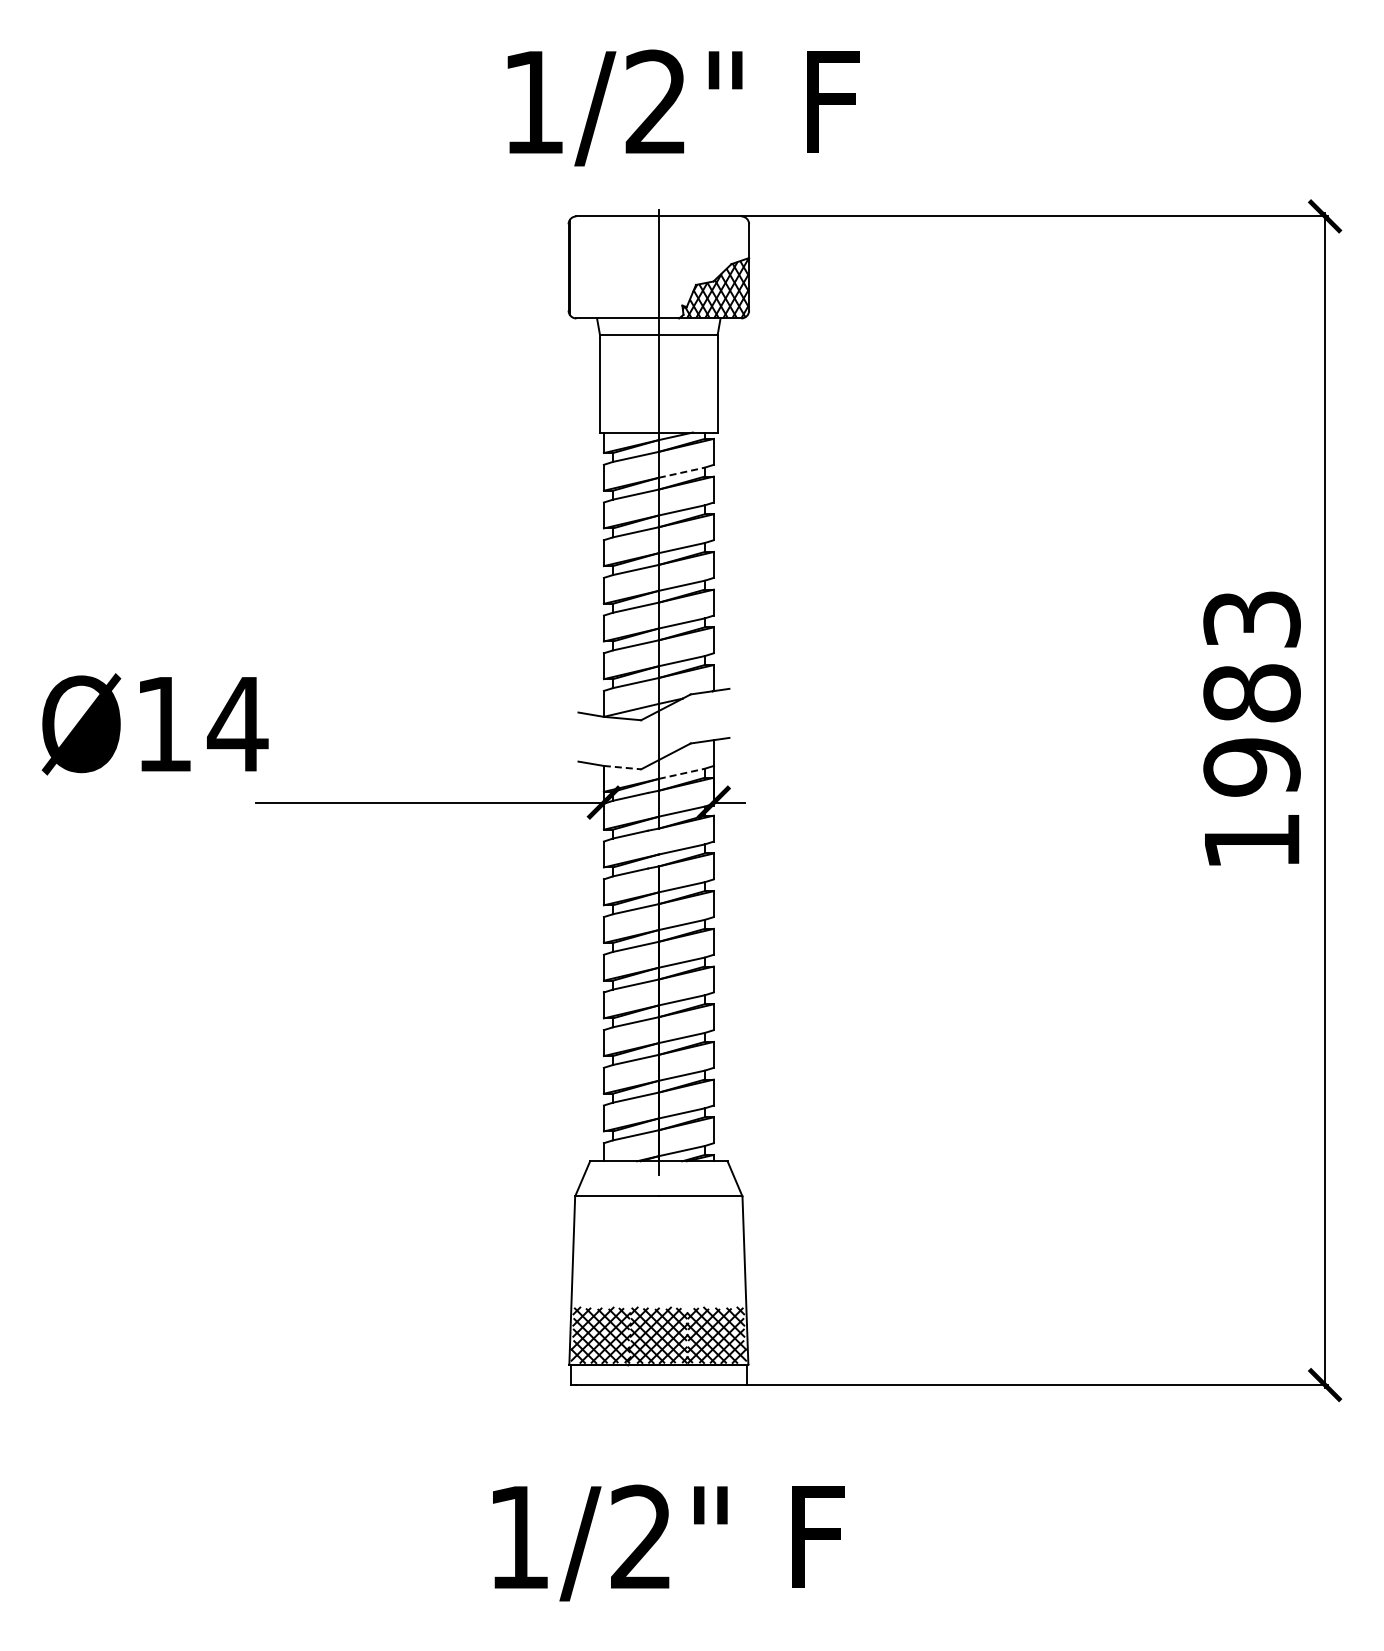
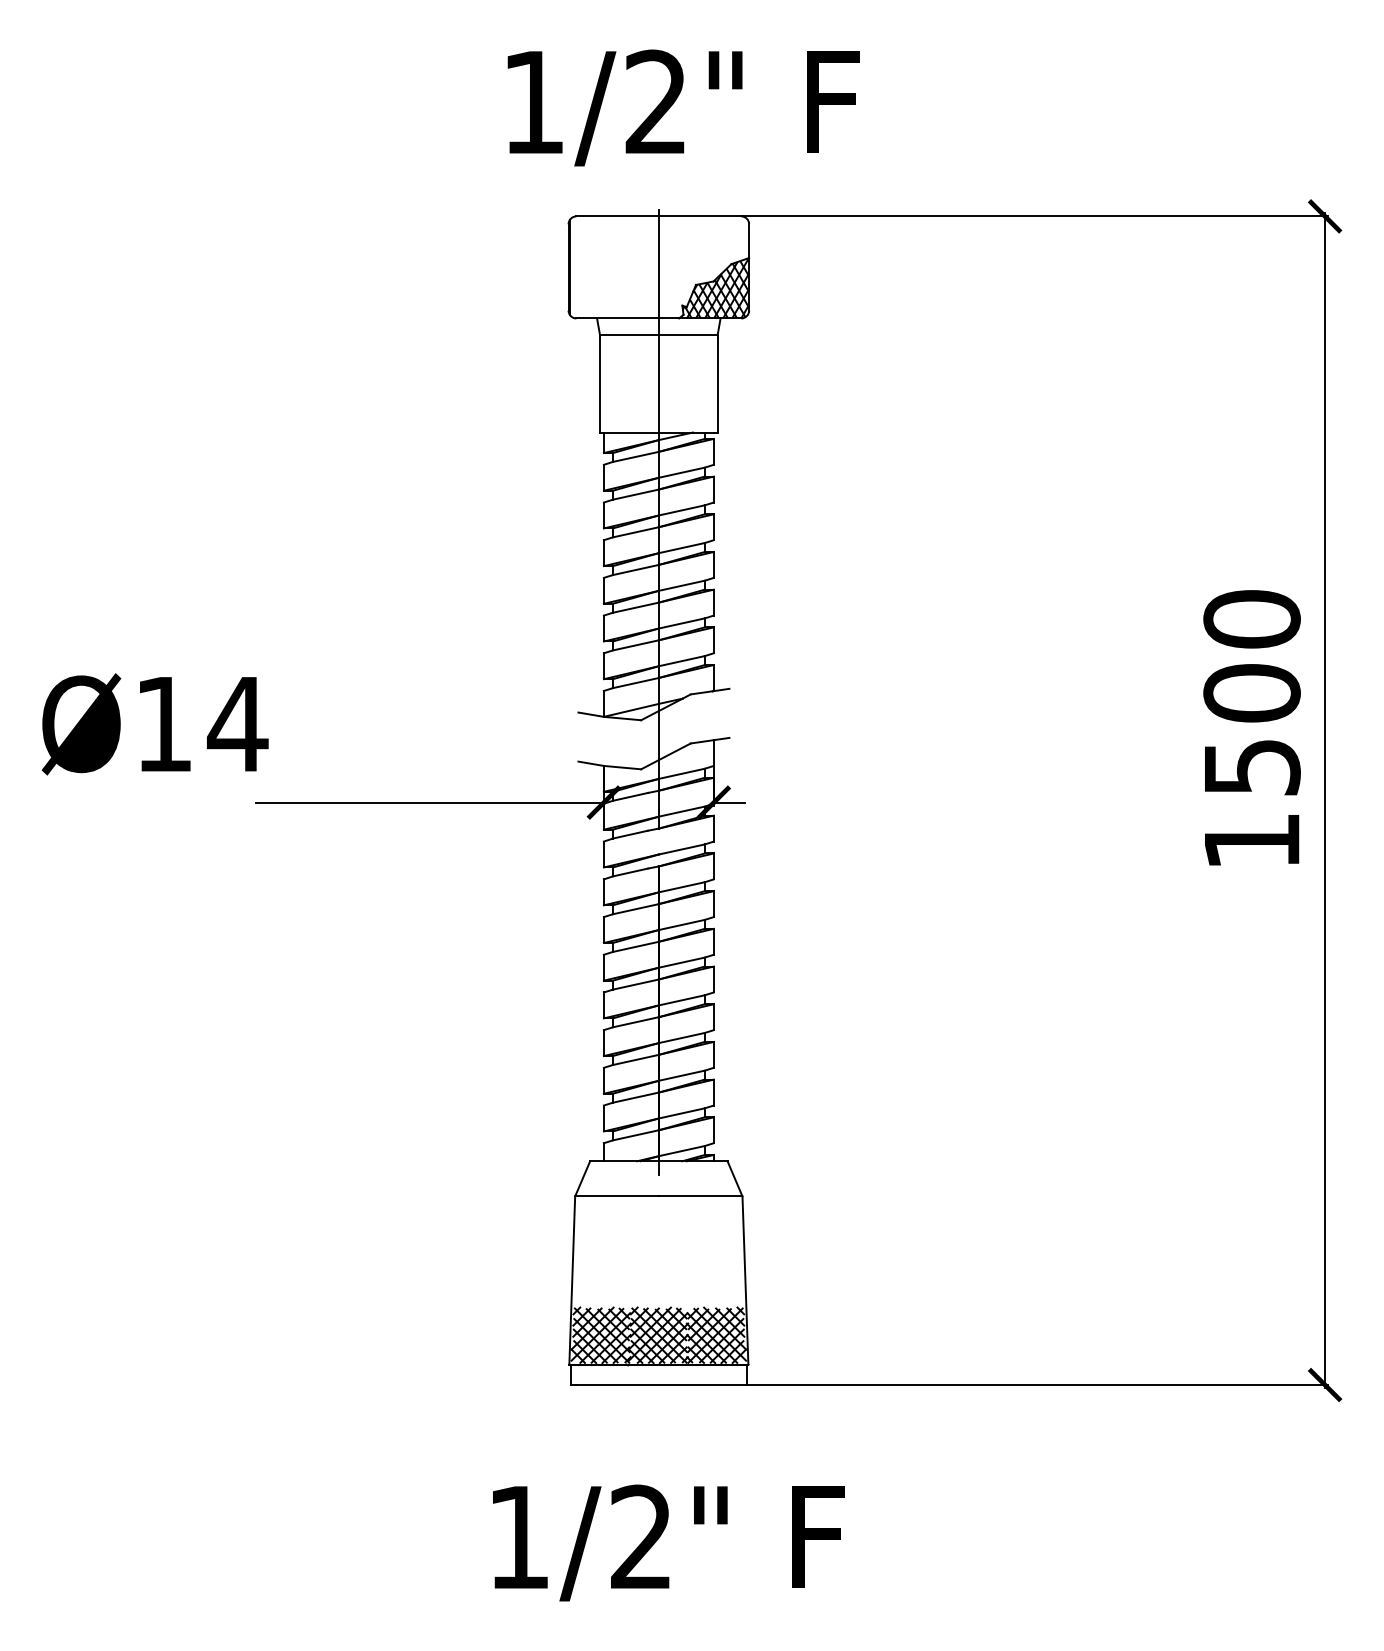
line: dashed -> solid (681, 472)
text: 1983 -> 1500 (1251, 693)
line: dashed -> solid (622, 767)
line: dashed -> solid (681, 773)
